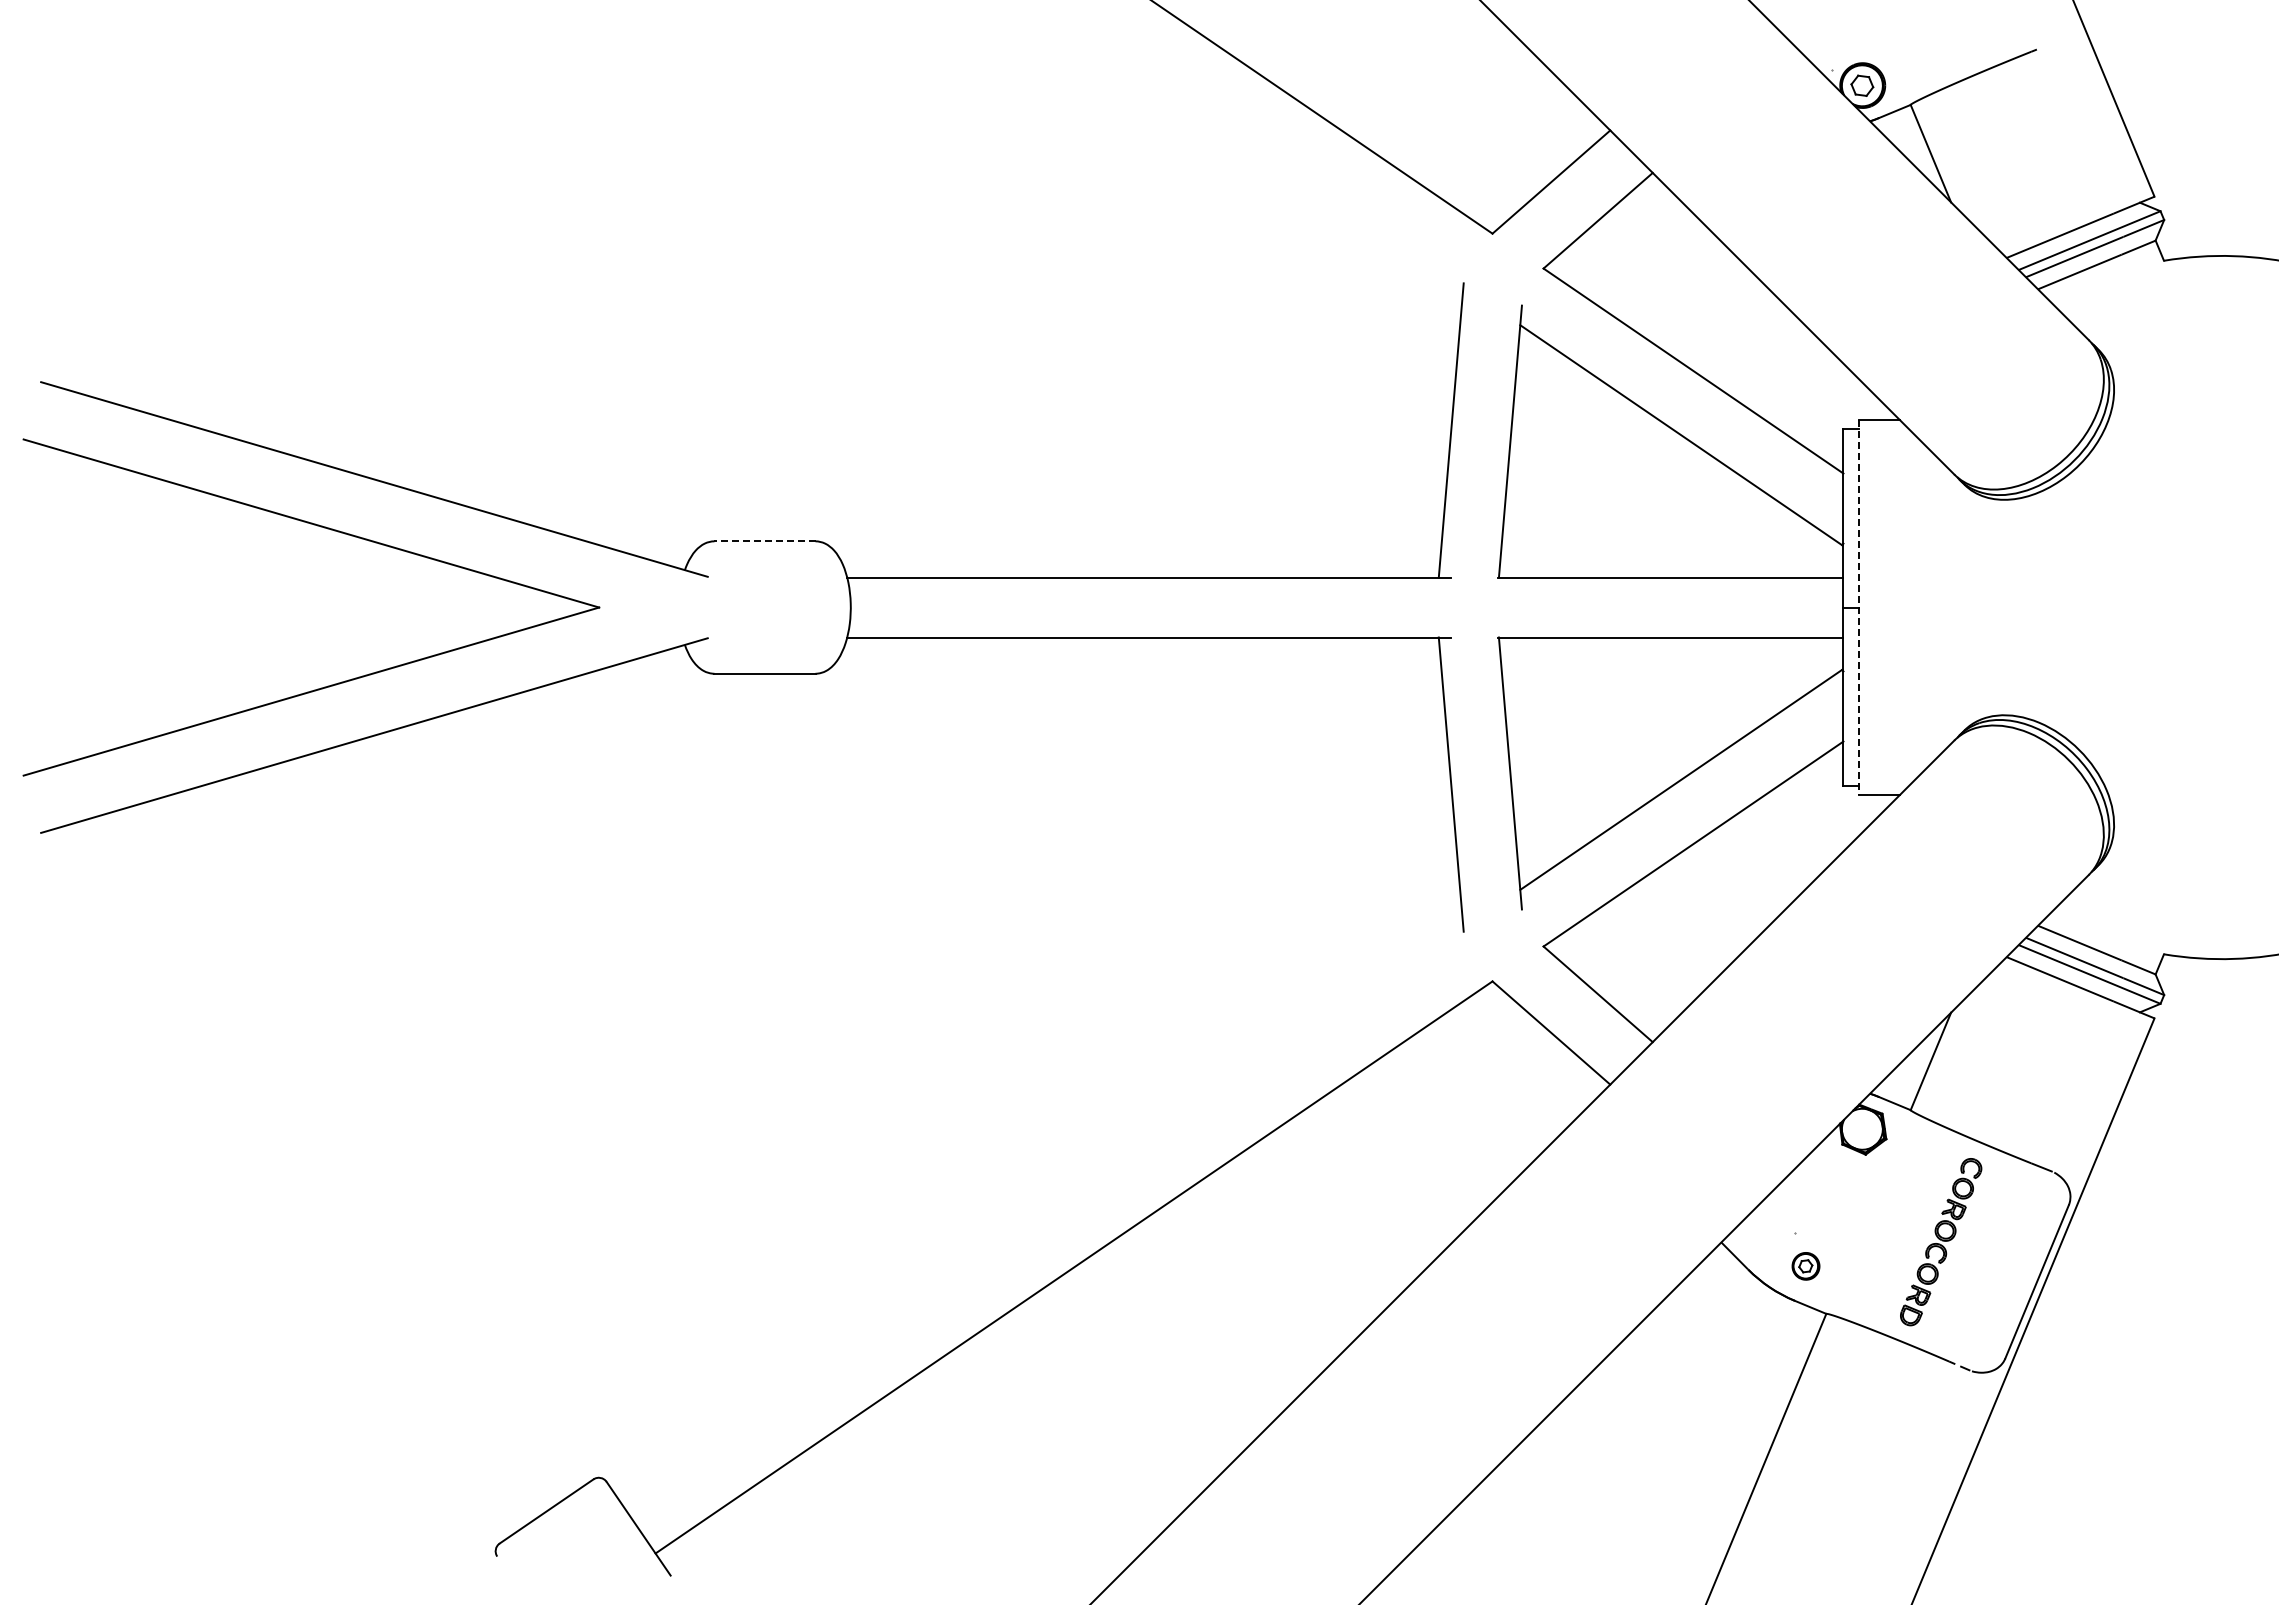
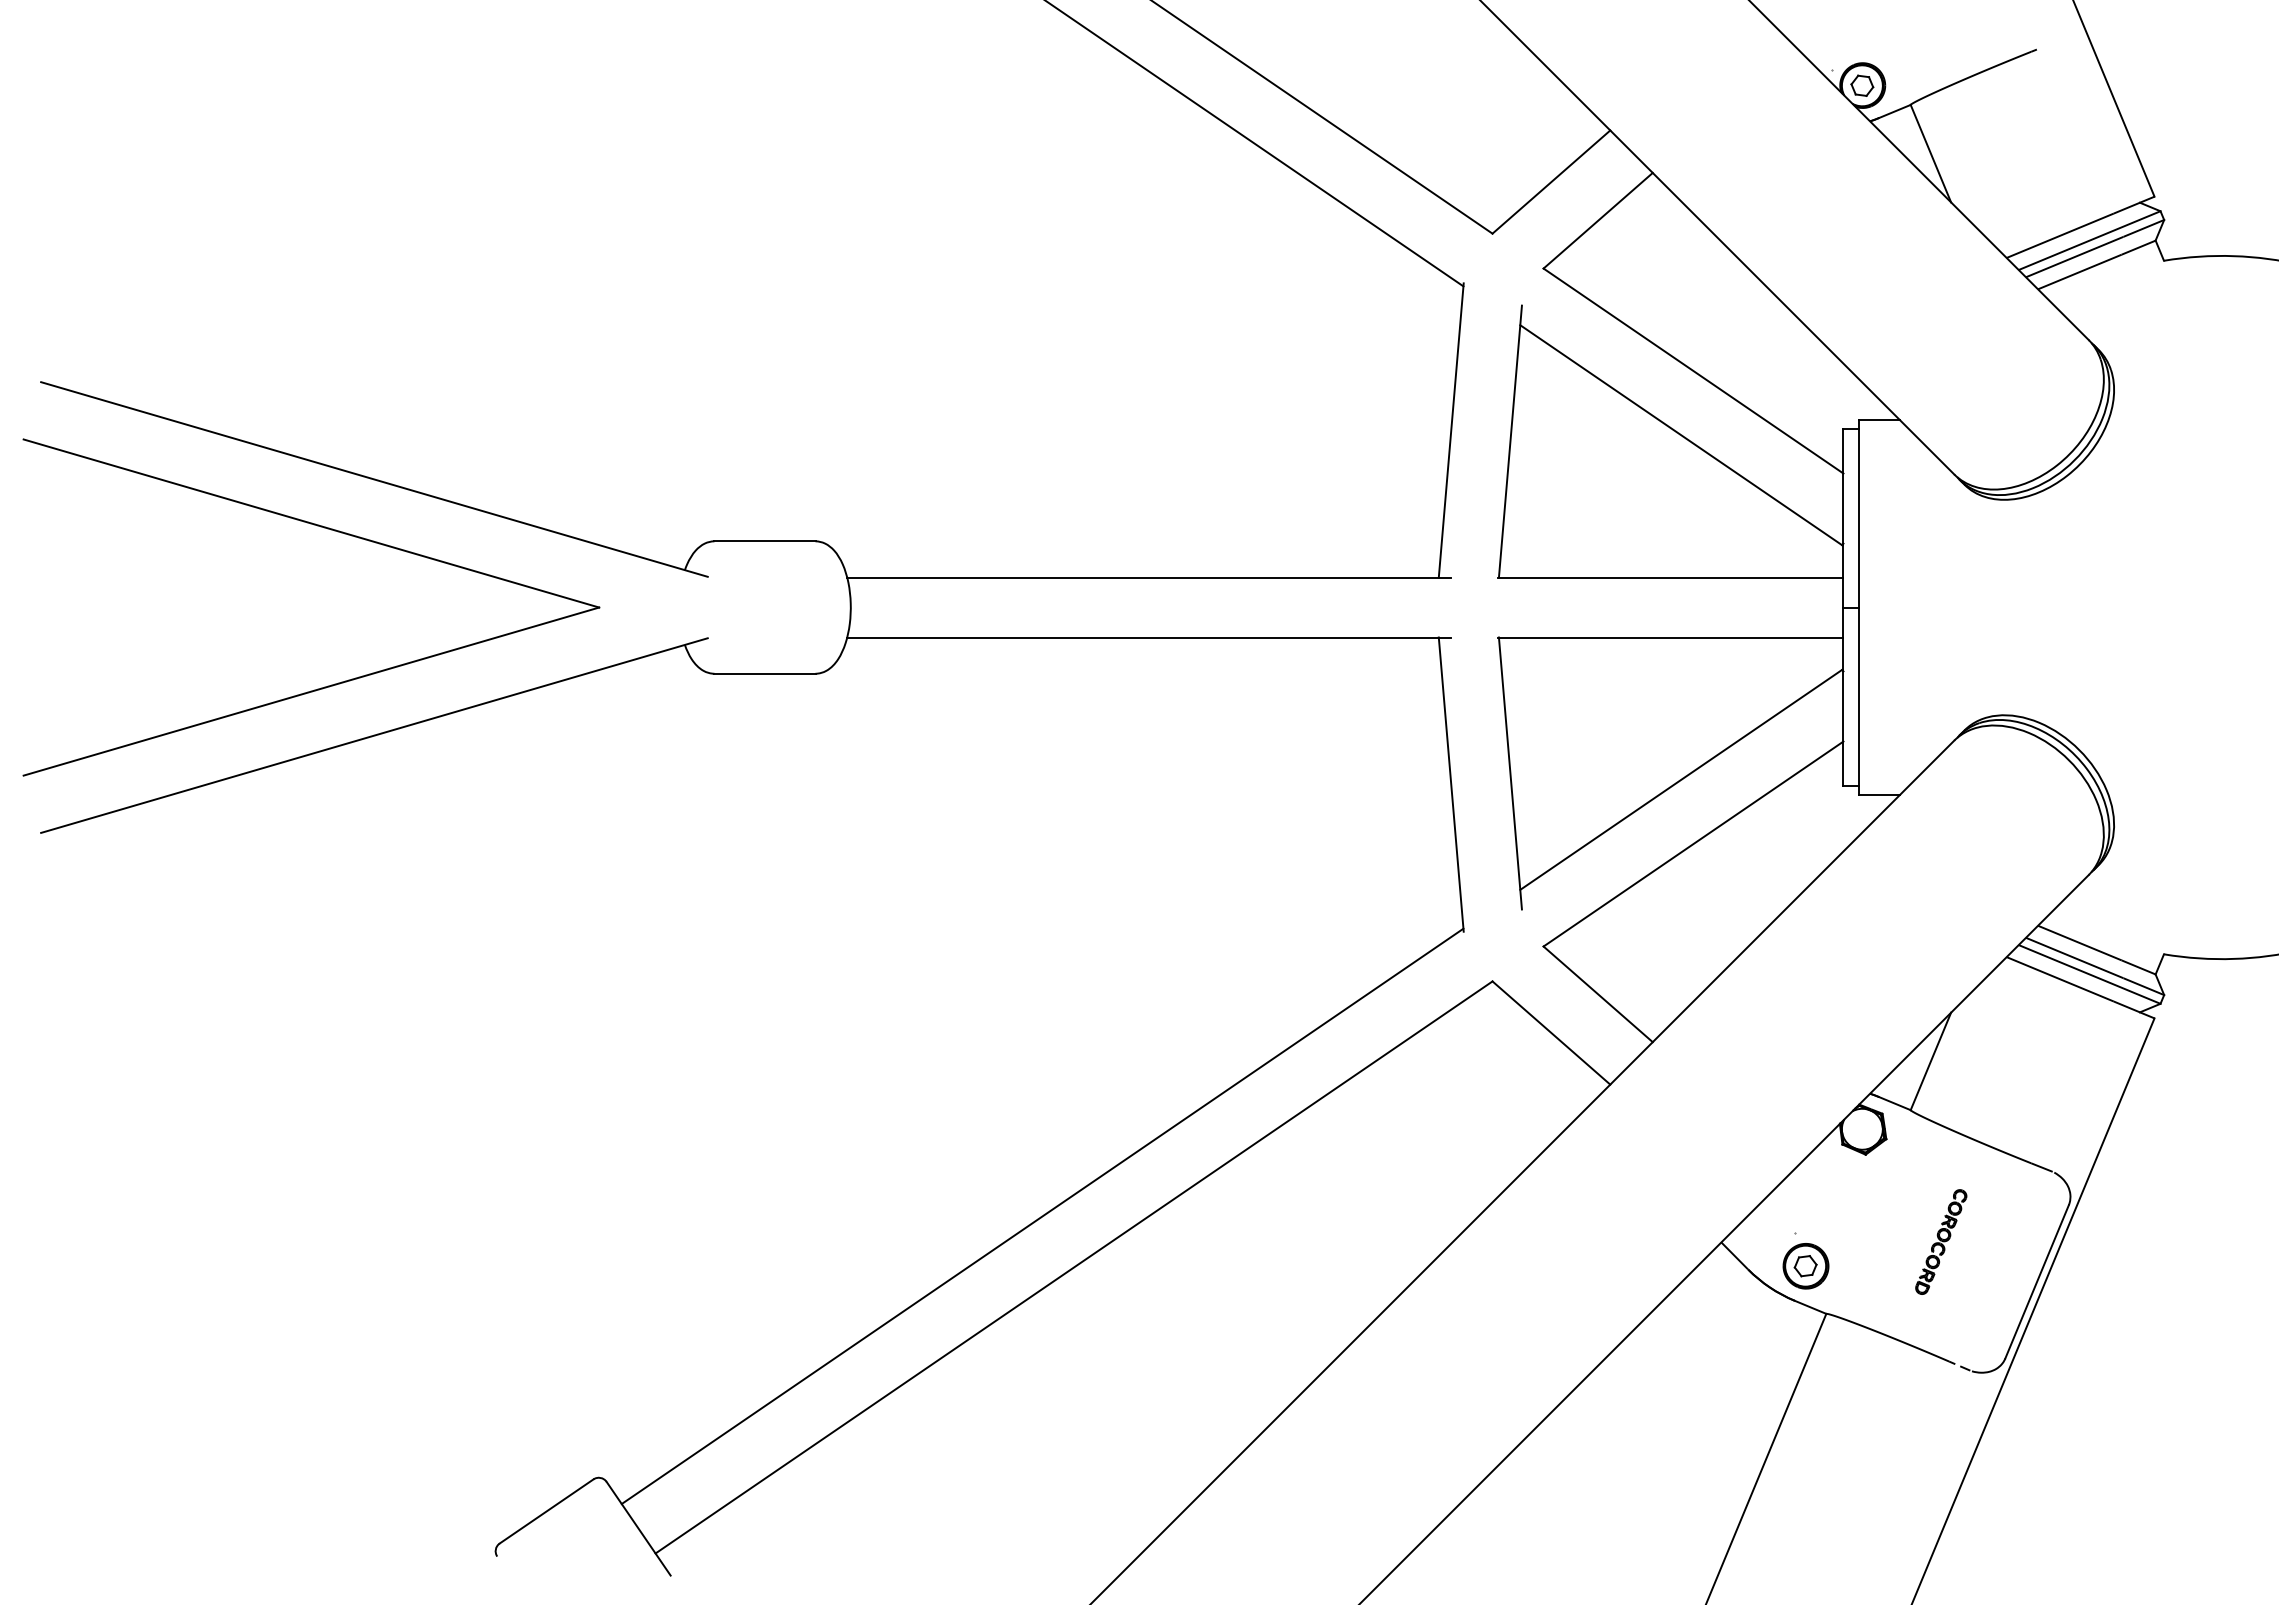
line: none -> present (1255, 144)
line: dashed -> solid (764, 541)
line: dashed -> solid (1859, 607)
line: none -> present (1042, 1216)
part size: 83x169 px -> 53x106 px (1941, 1241)
part size: 30x29 px -> 48x47 px (1805, 1266)
